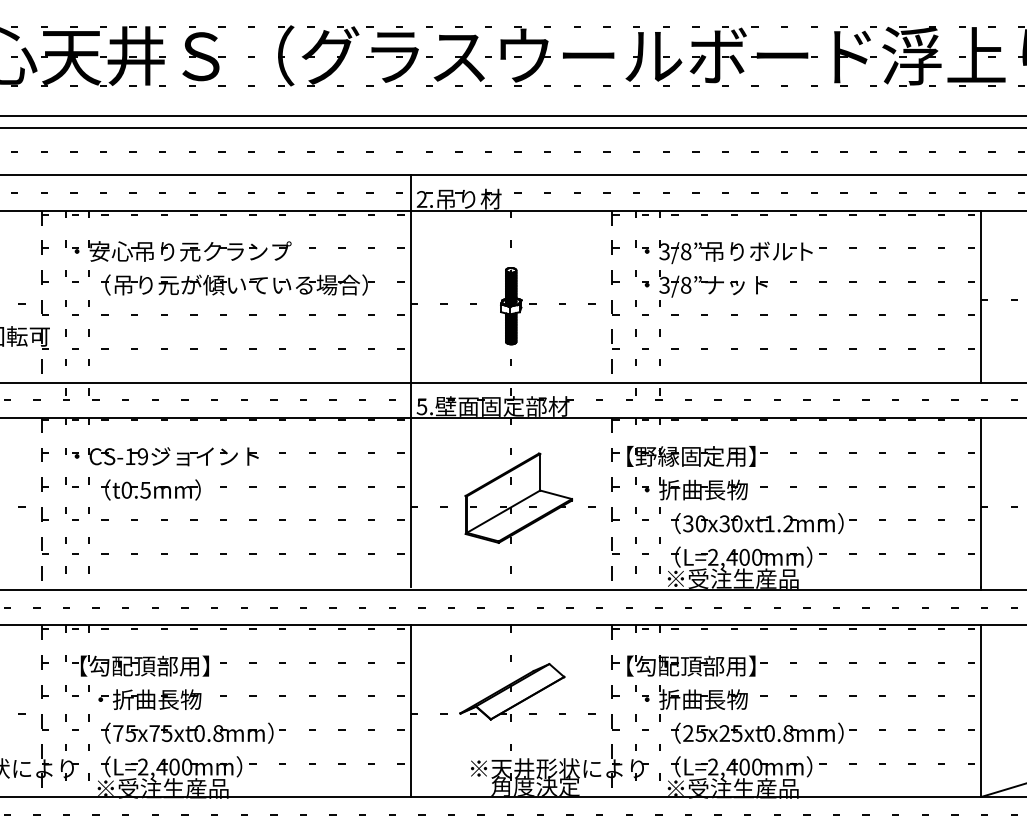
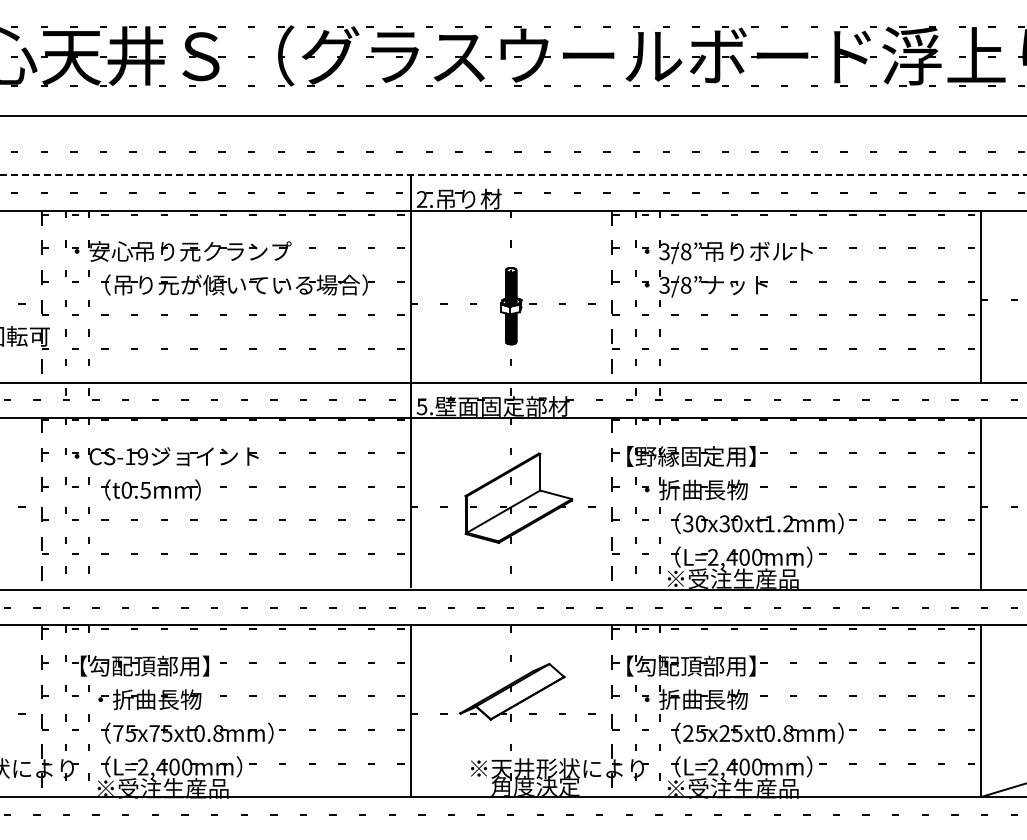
line: present -> none (512, 127)
line: solid -> dashed (513, 175)
